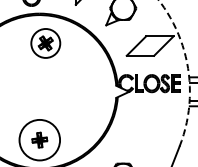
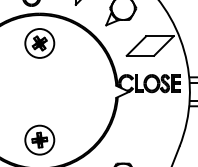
part position: (45, 43) -> (39, 43) (39, 43)
arc: dashed -> solid (188, 71)
circle diameter: 41 px -> 29 px (39, 139)
